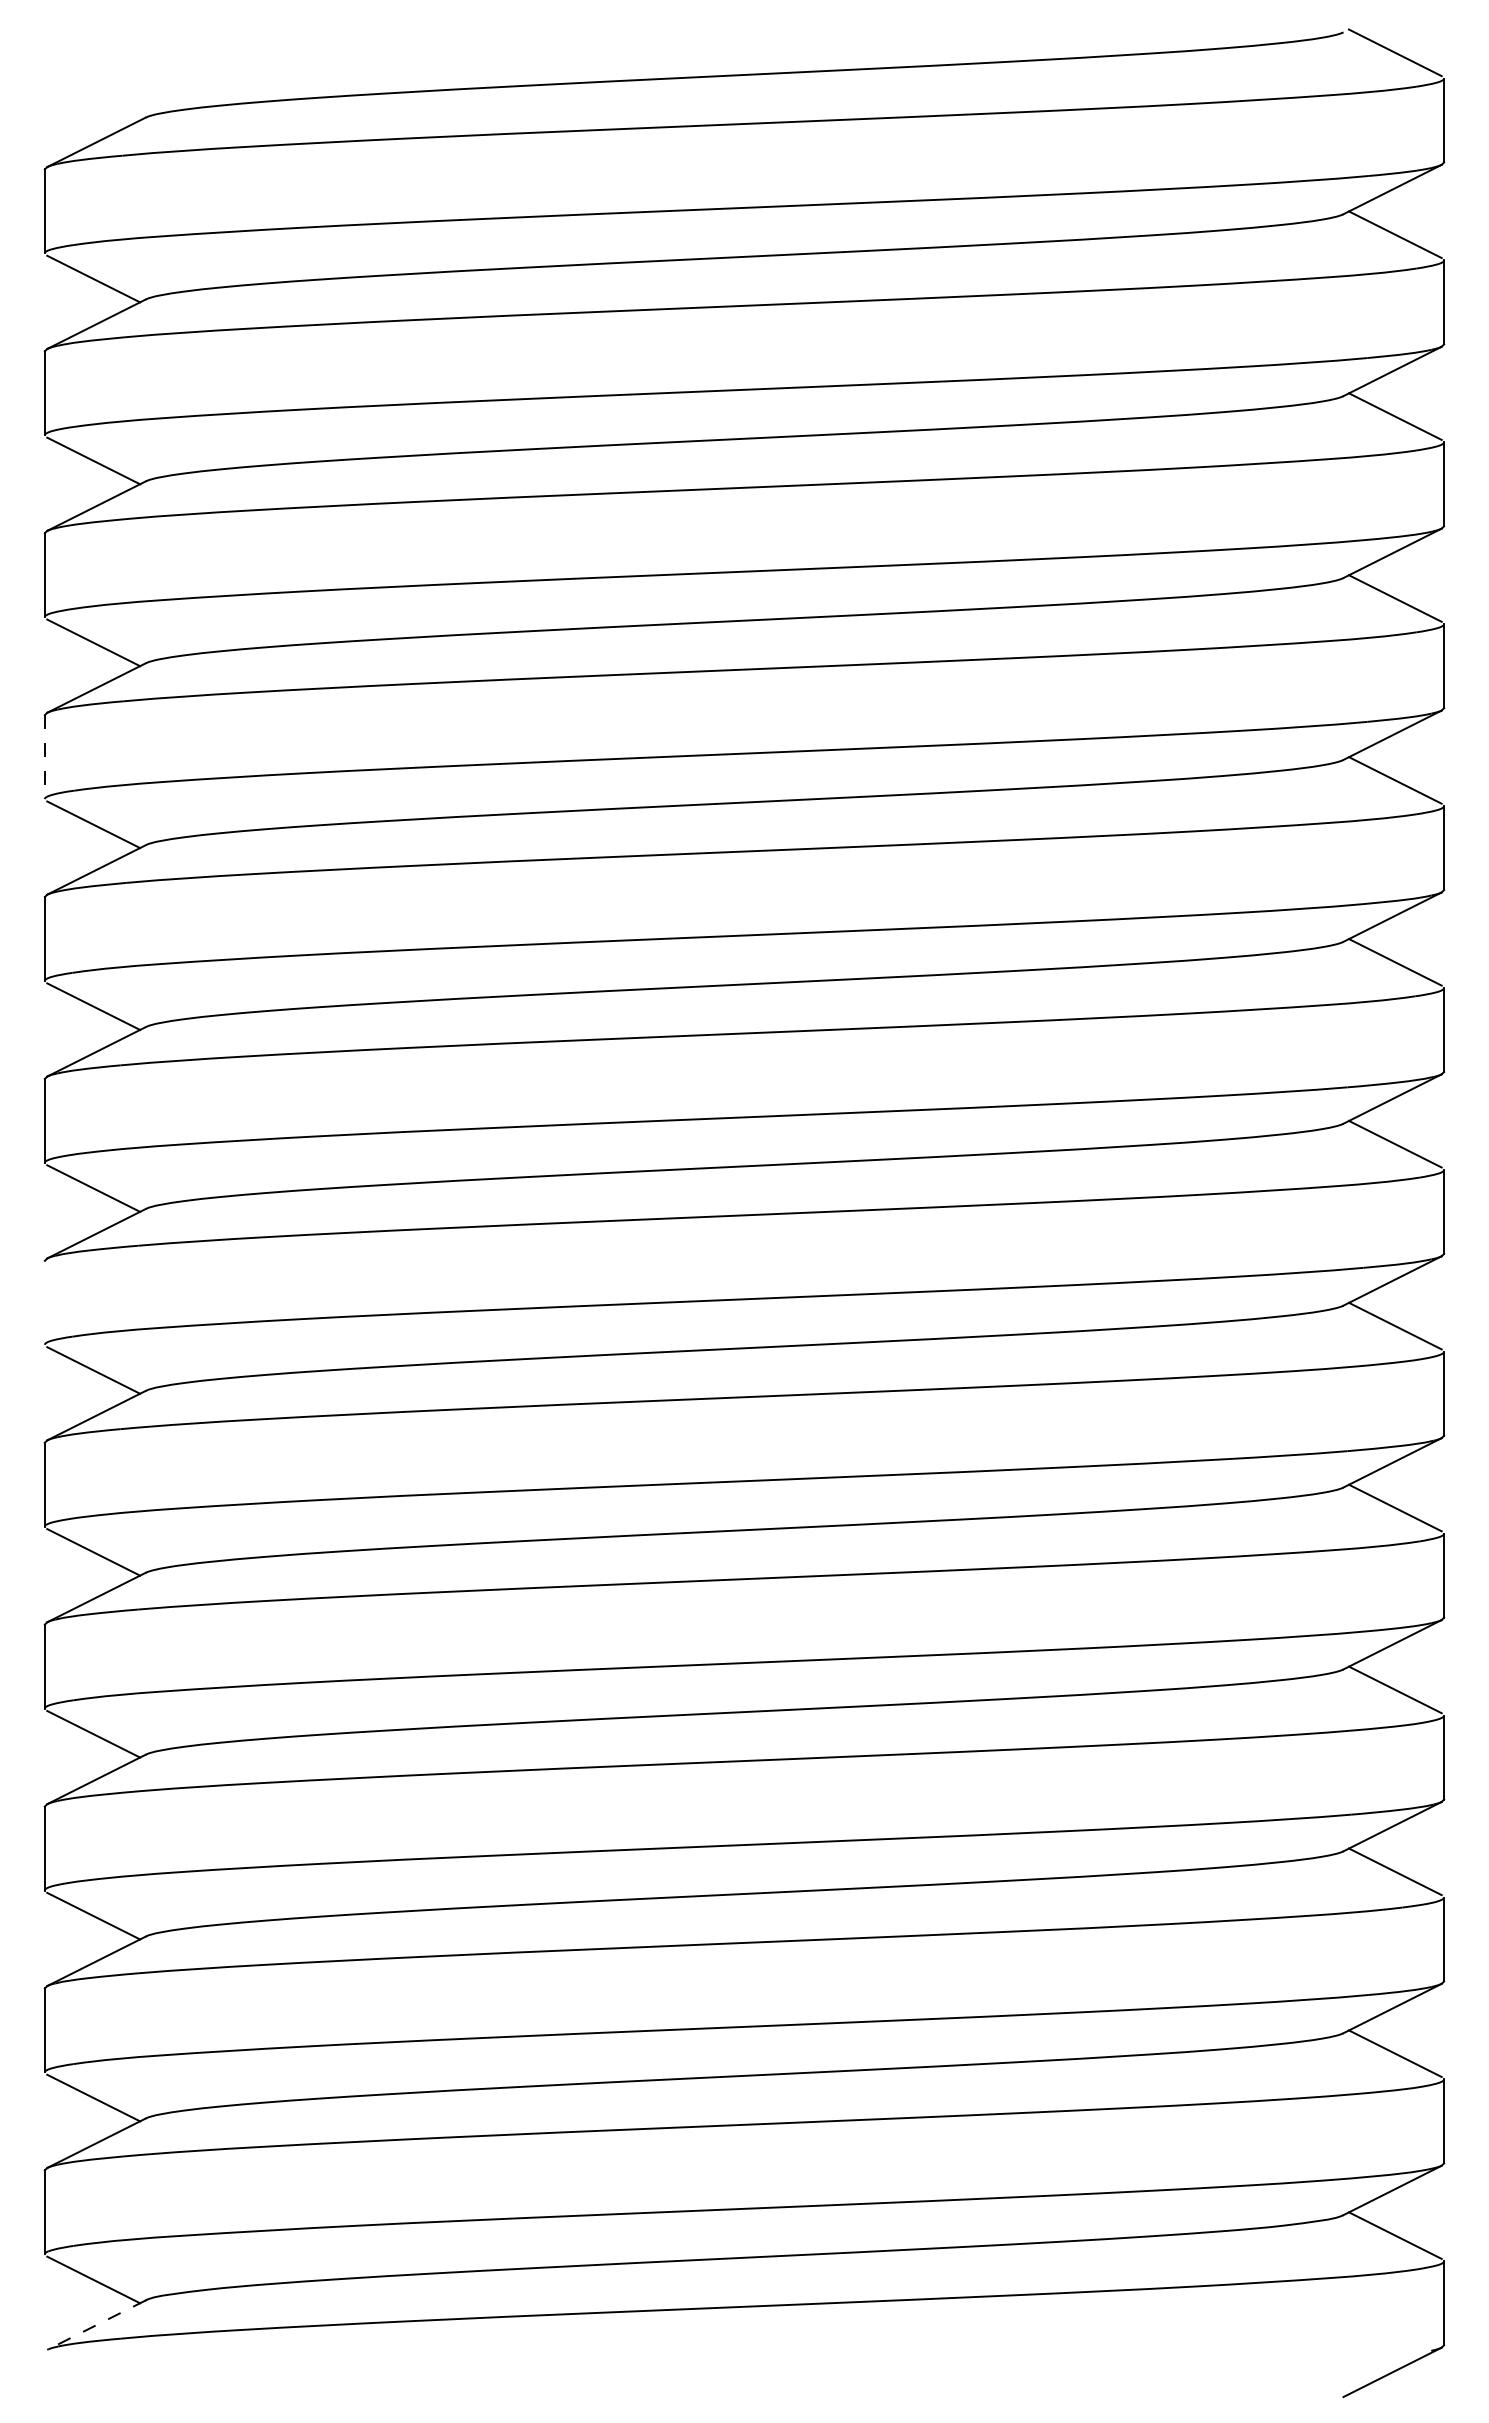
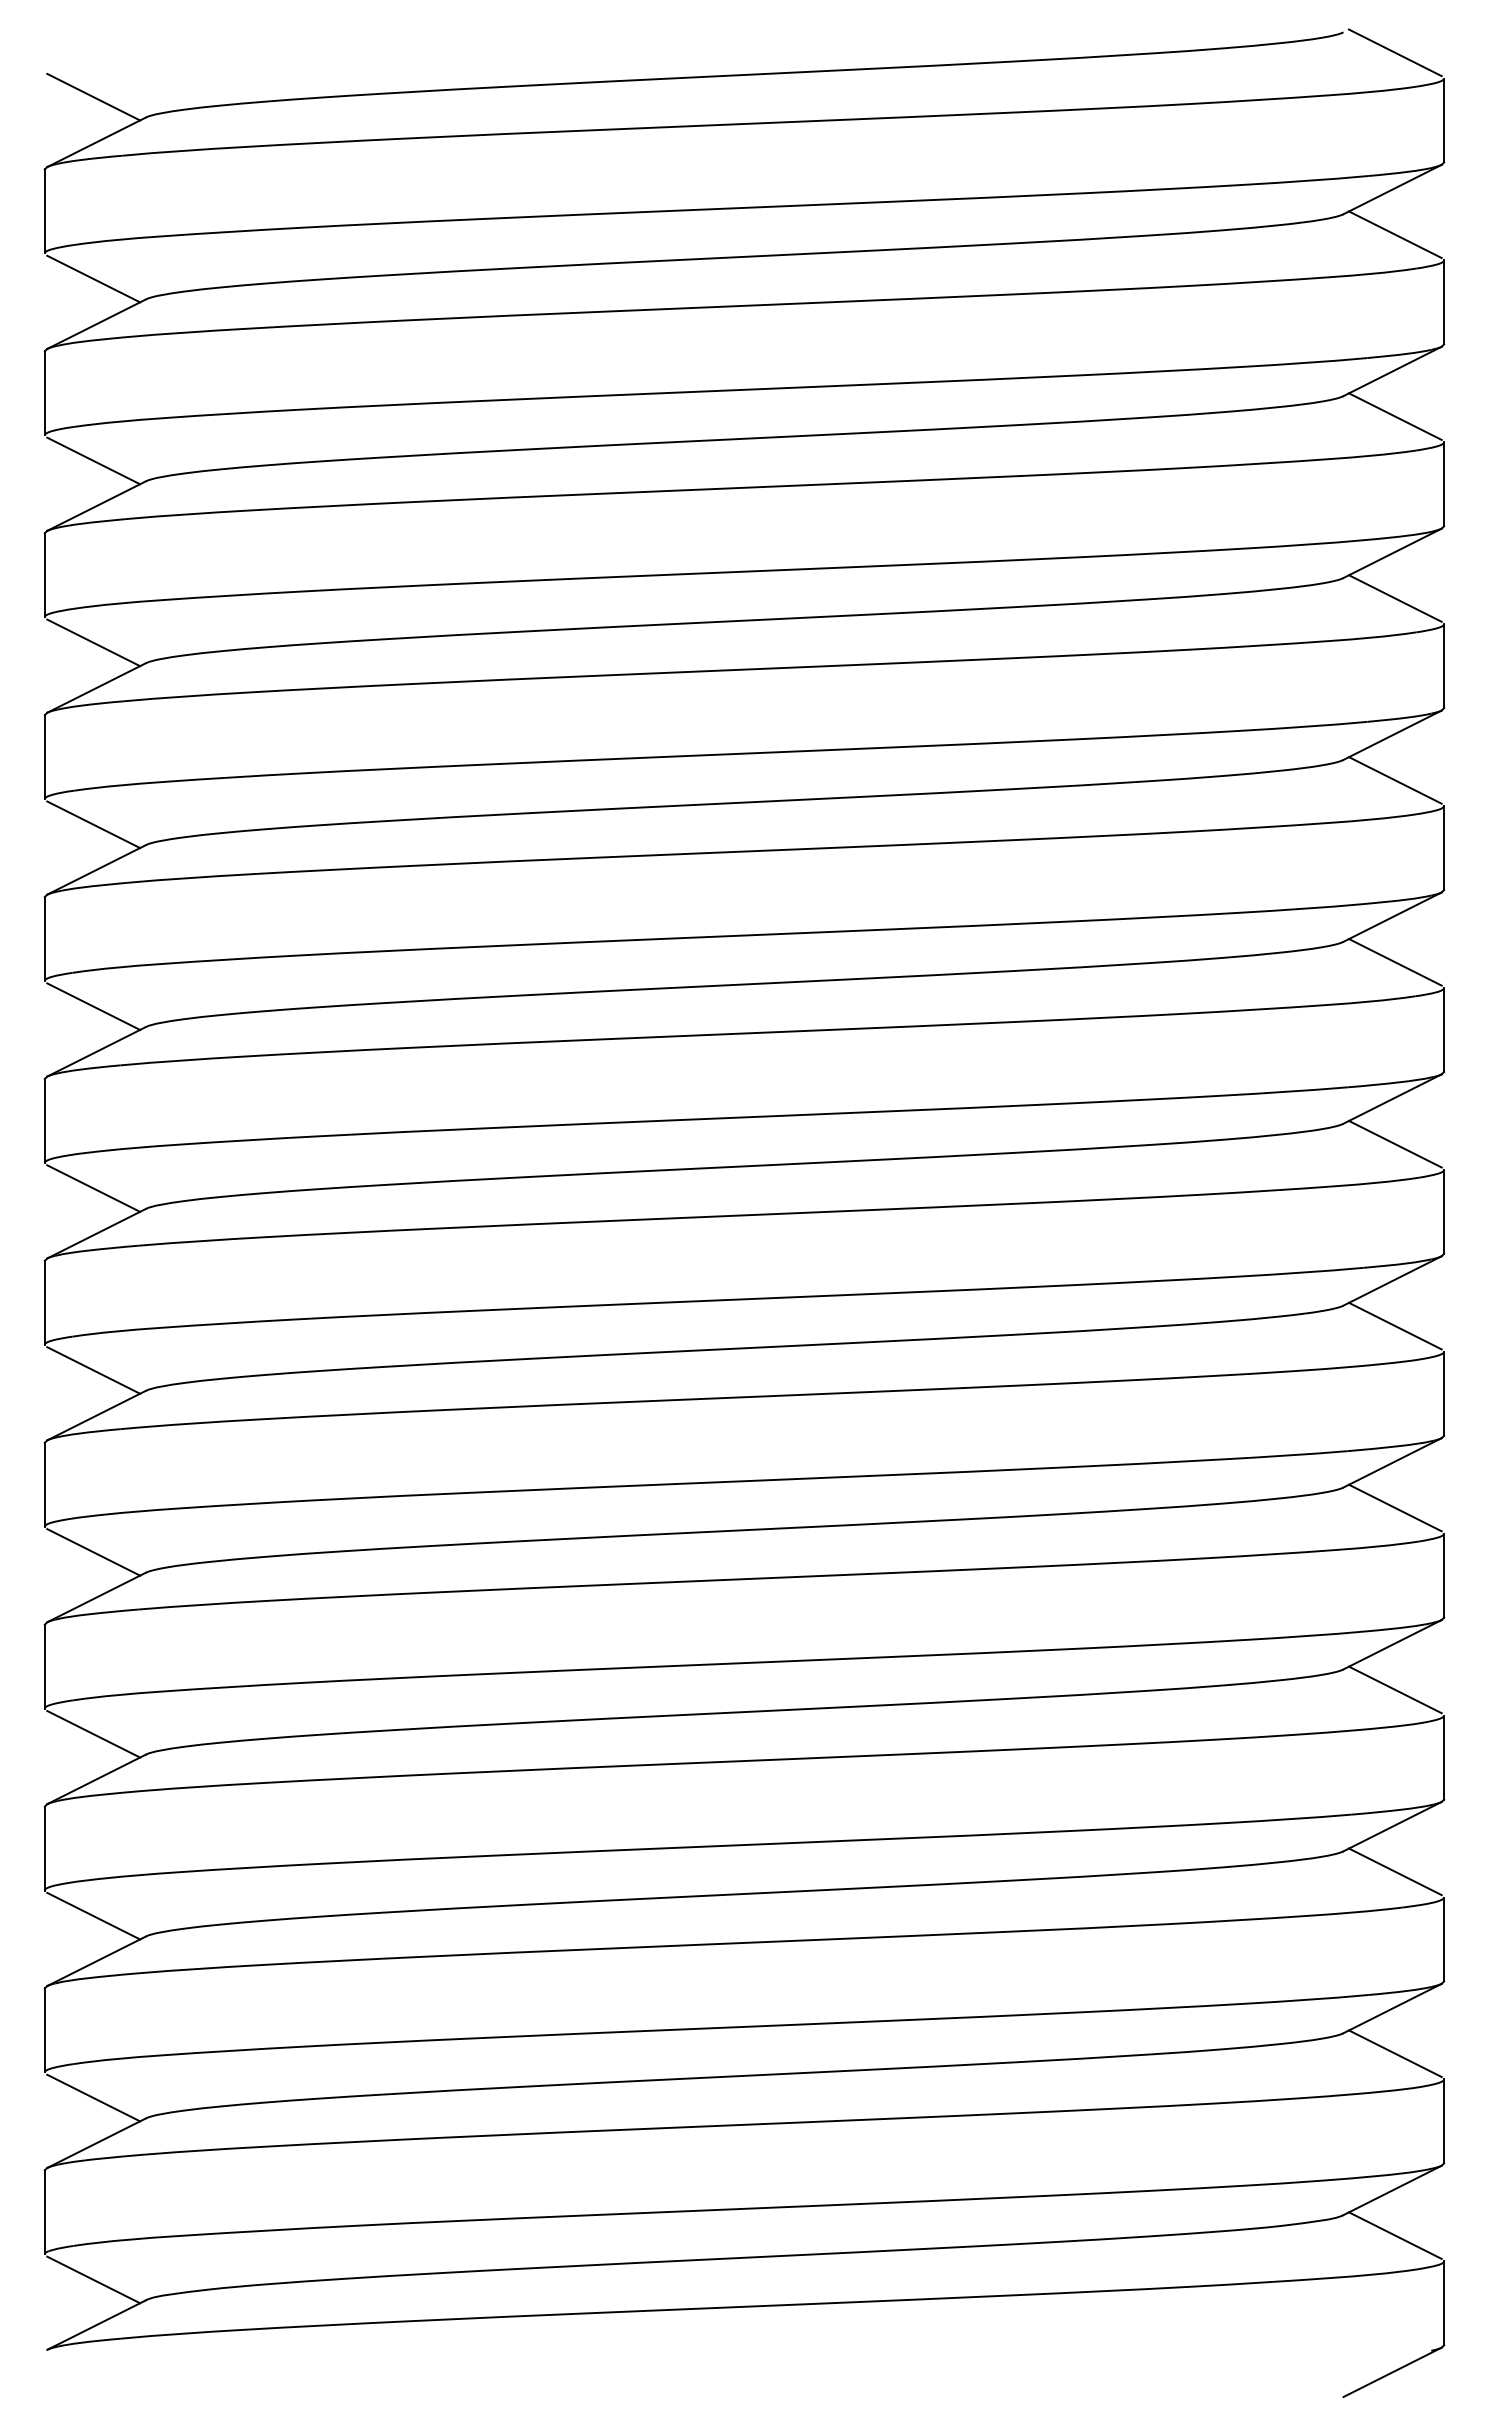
line: none -> present (93, 96)
line: dashed -> solid (44, 757)
line: none -> present (44, 1302)
line: dashed -> solid (96, 2325)
